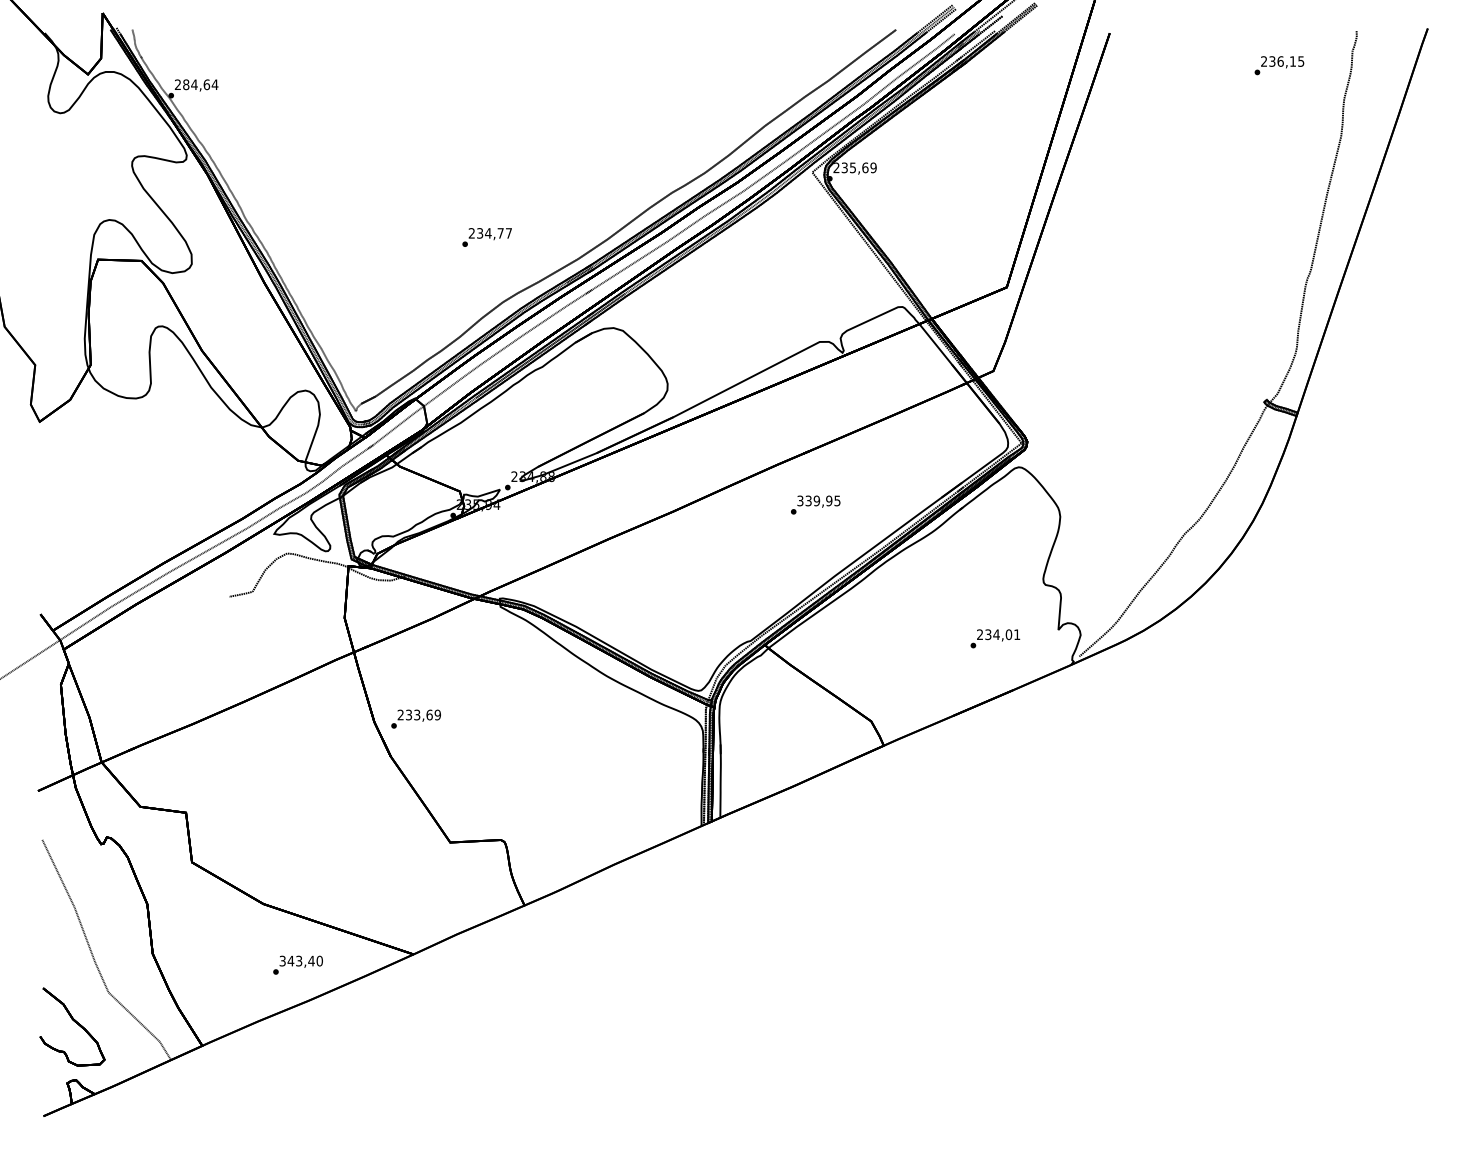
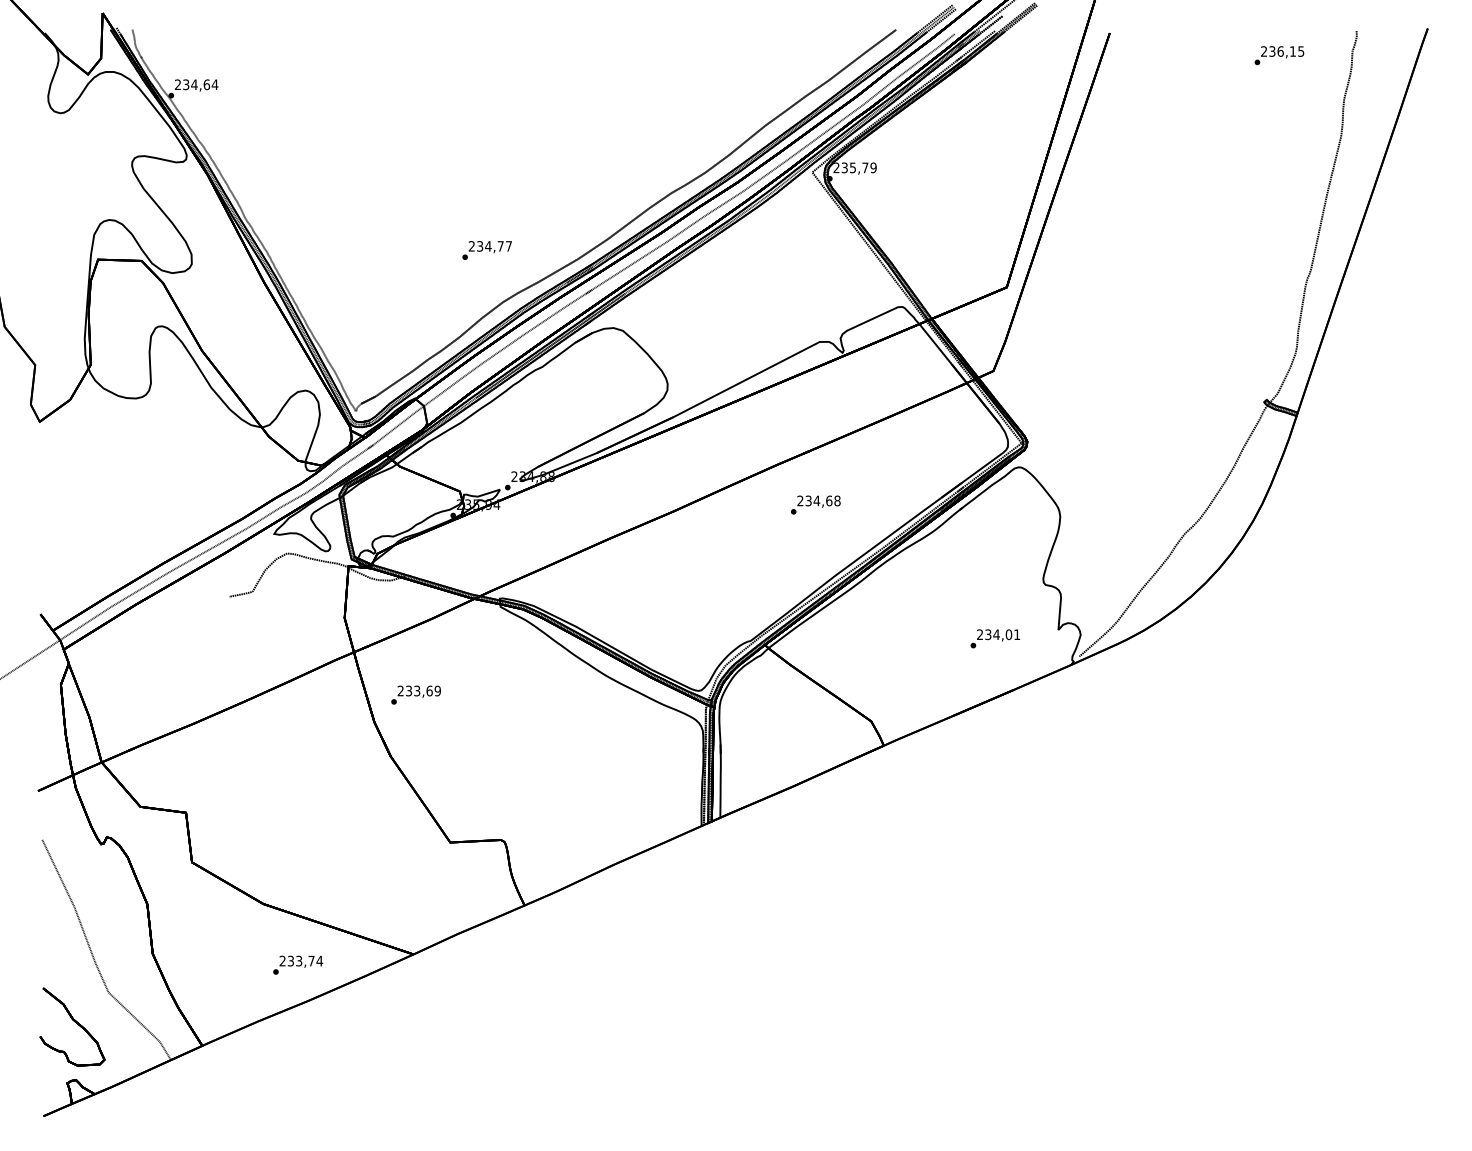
text position: (1279, 65) -> (1279, 55) (1279, 55)
text: 284,64 -> 234,64 (186, 84)
text: 235,69 -> 235,79 (865, 167)
text position: (486, 237) -> (486, 250) (486, 250)
text: 339,95 -> 234,68 (818, 500)
text position: (415, 718) -> (415, 694) (415, 694)
text: 343,40 -> 233,74 (301, 960)
